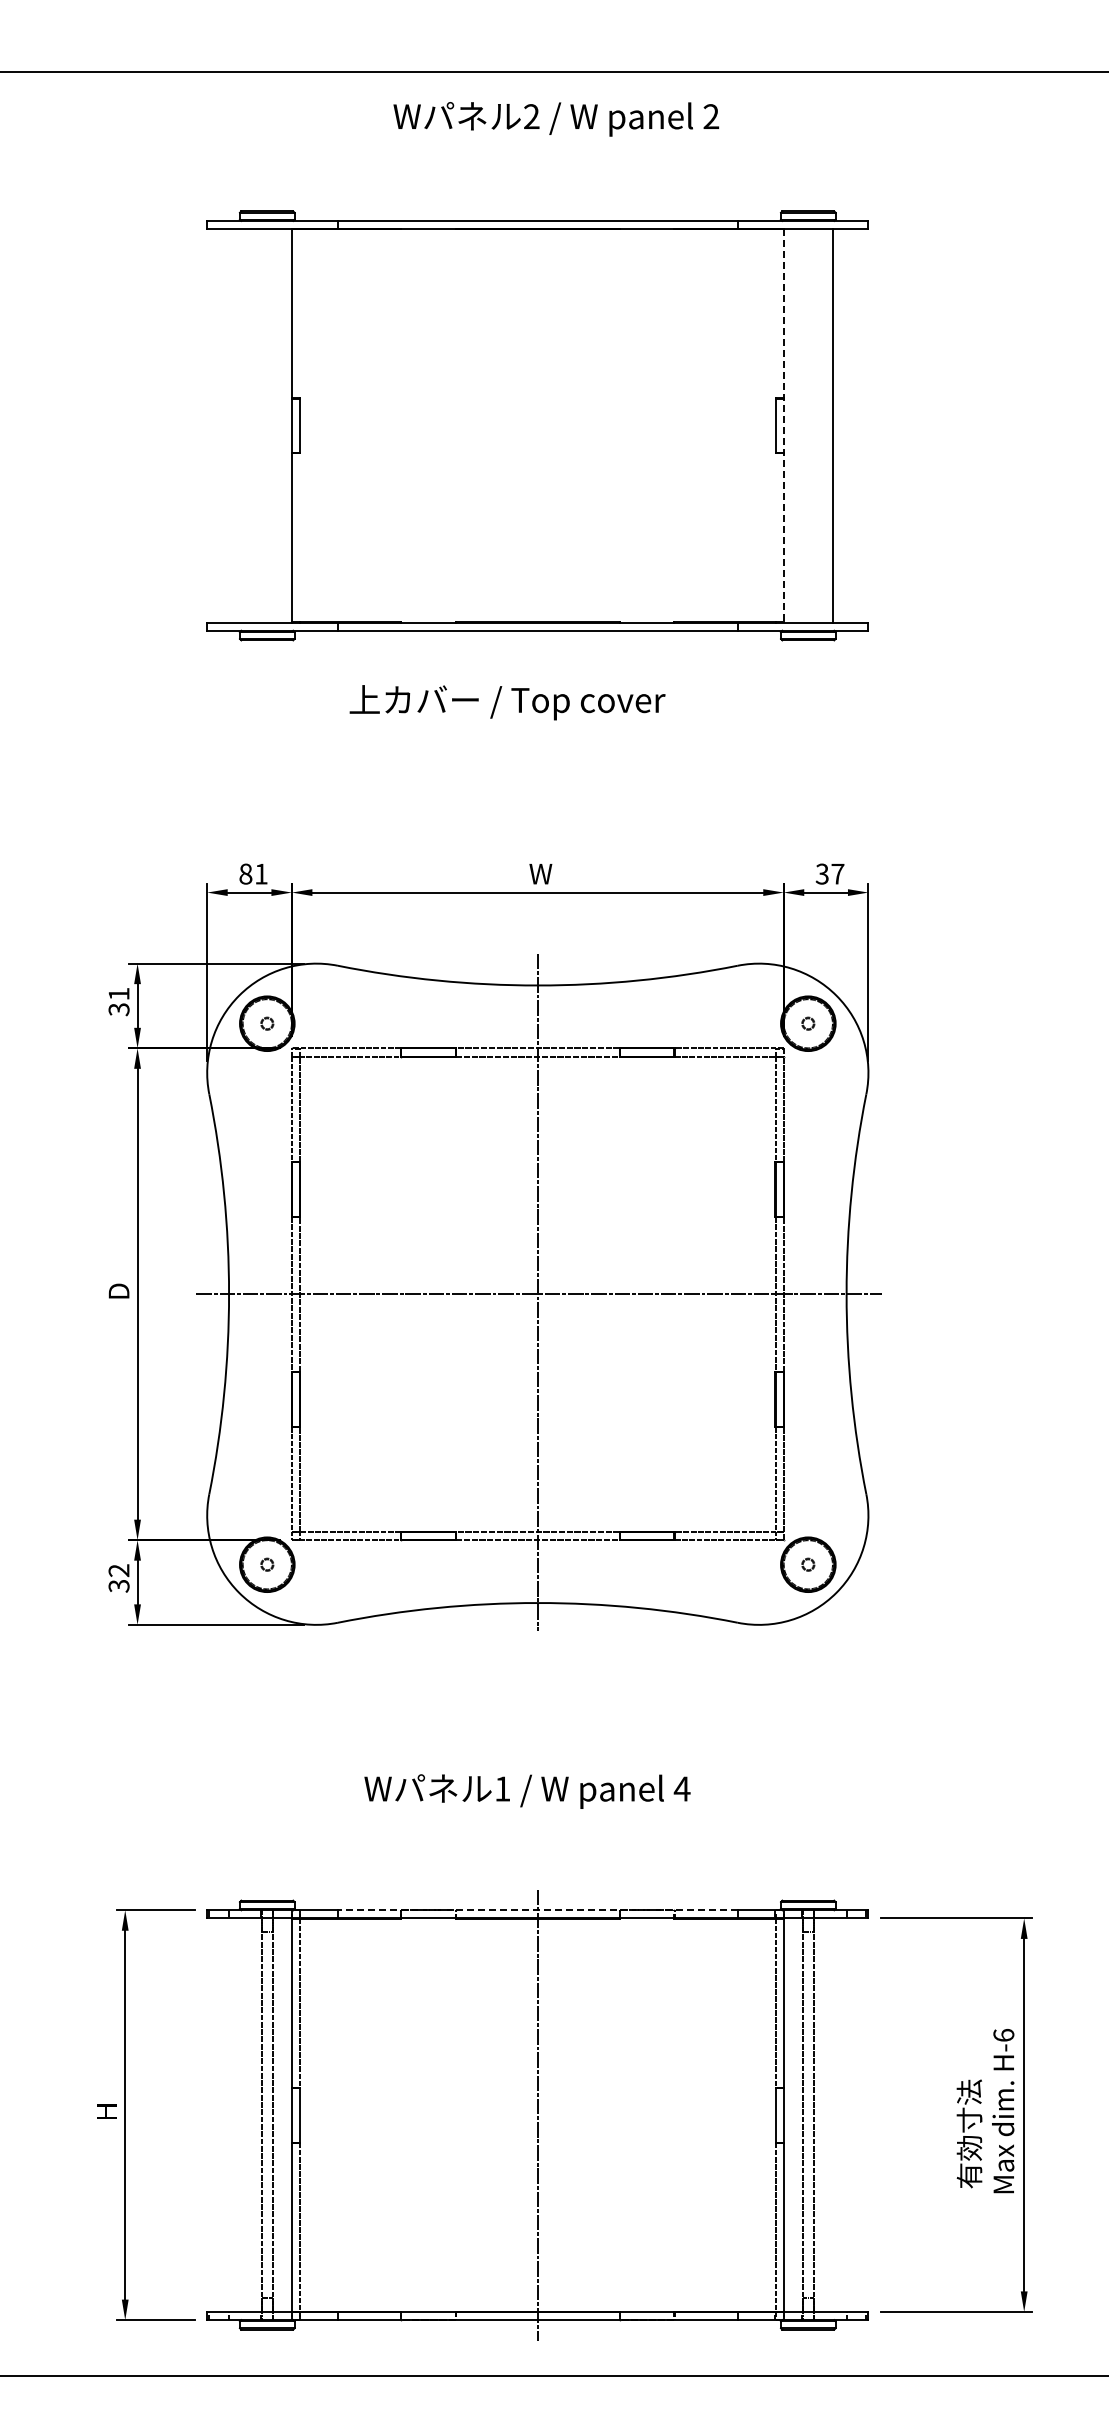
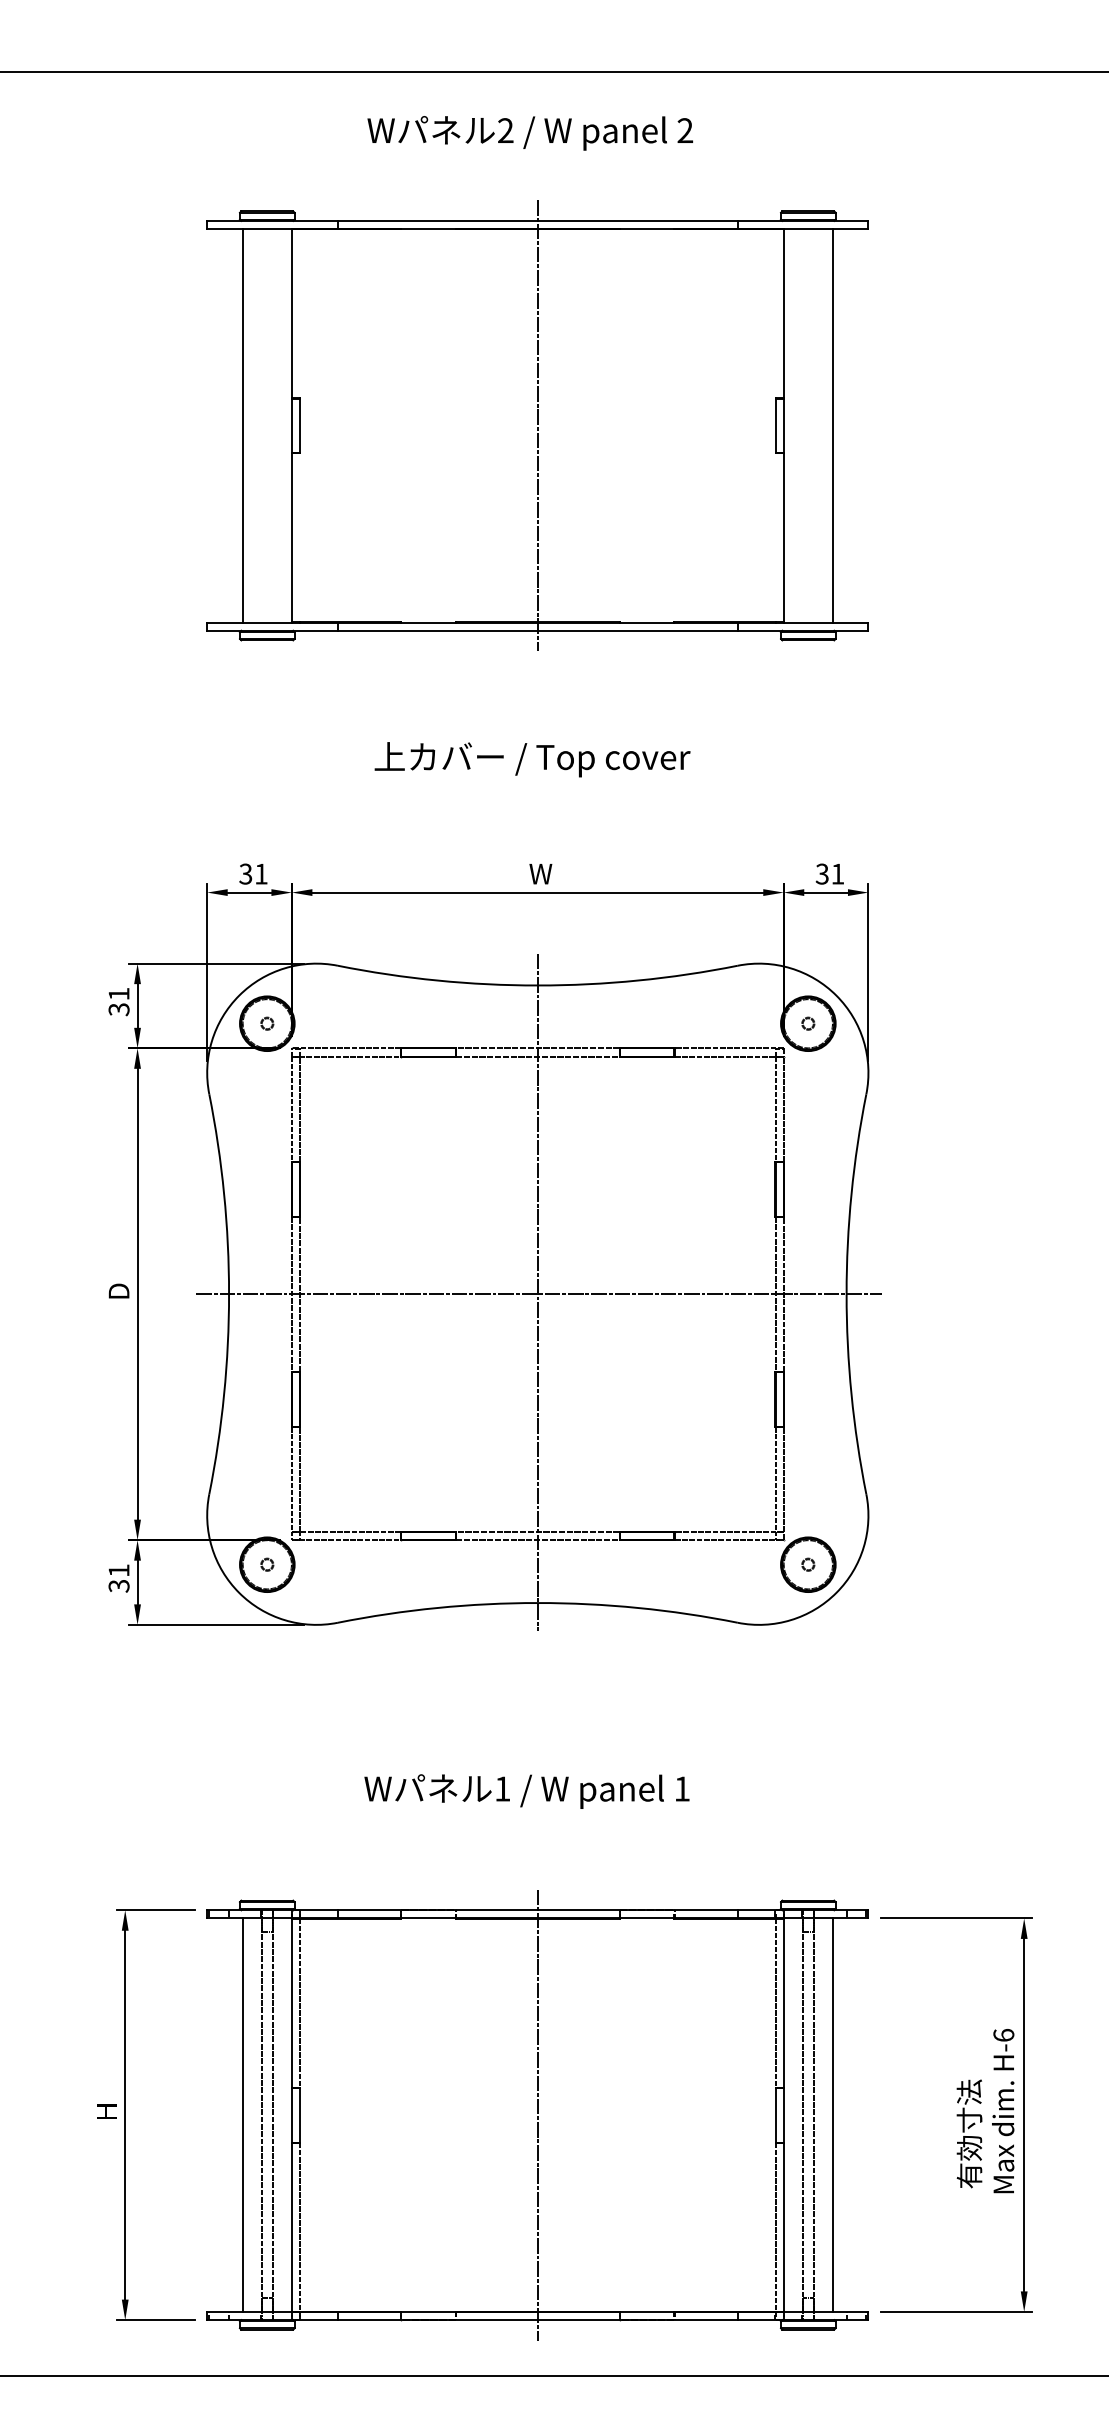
text position: (555, 119) -> (529, 133) (529, 133)
line: none -> present (242, 425)
line: none -> present (537, 425)
line: dashed -> solid (783, 425)
text position: (507, 702) -> (532, 759) (532, 759)
text: 81 -> 31 (245, 873)
text: 37 -> 31 (837, 873)
text: 32 -> 31 (118, 1570)
text: 4 -> 1 (681, 1788)
line: dashed -> solid (537, 1910)
line: none -> present (242, 2114)
line: none -> present (832, 2114)
